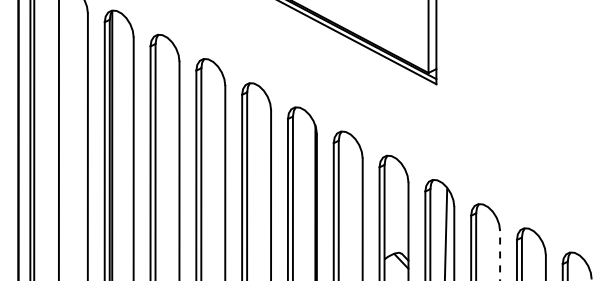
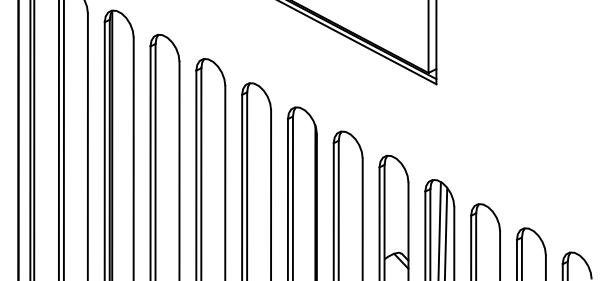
line: none -> present (63, 139)
line: none -> present (439, 229)
line: dashed -> solid (500, 255)
